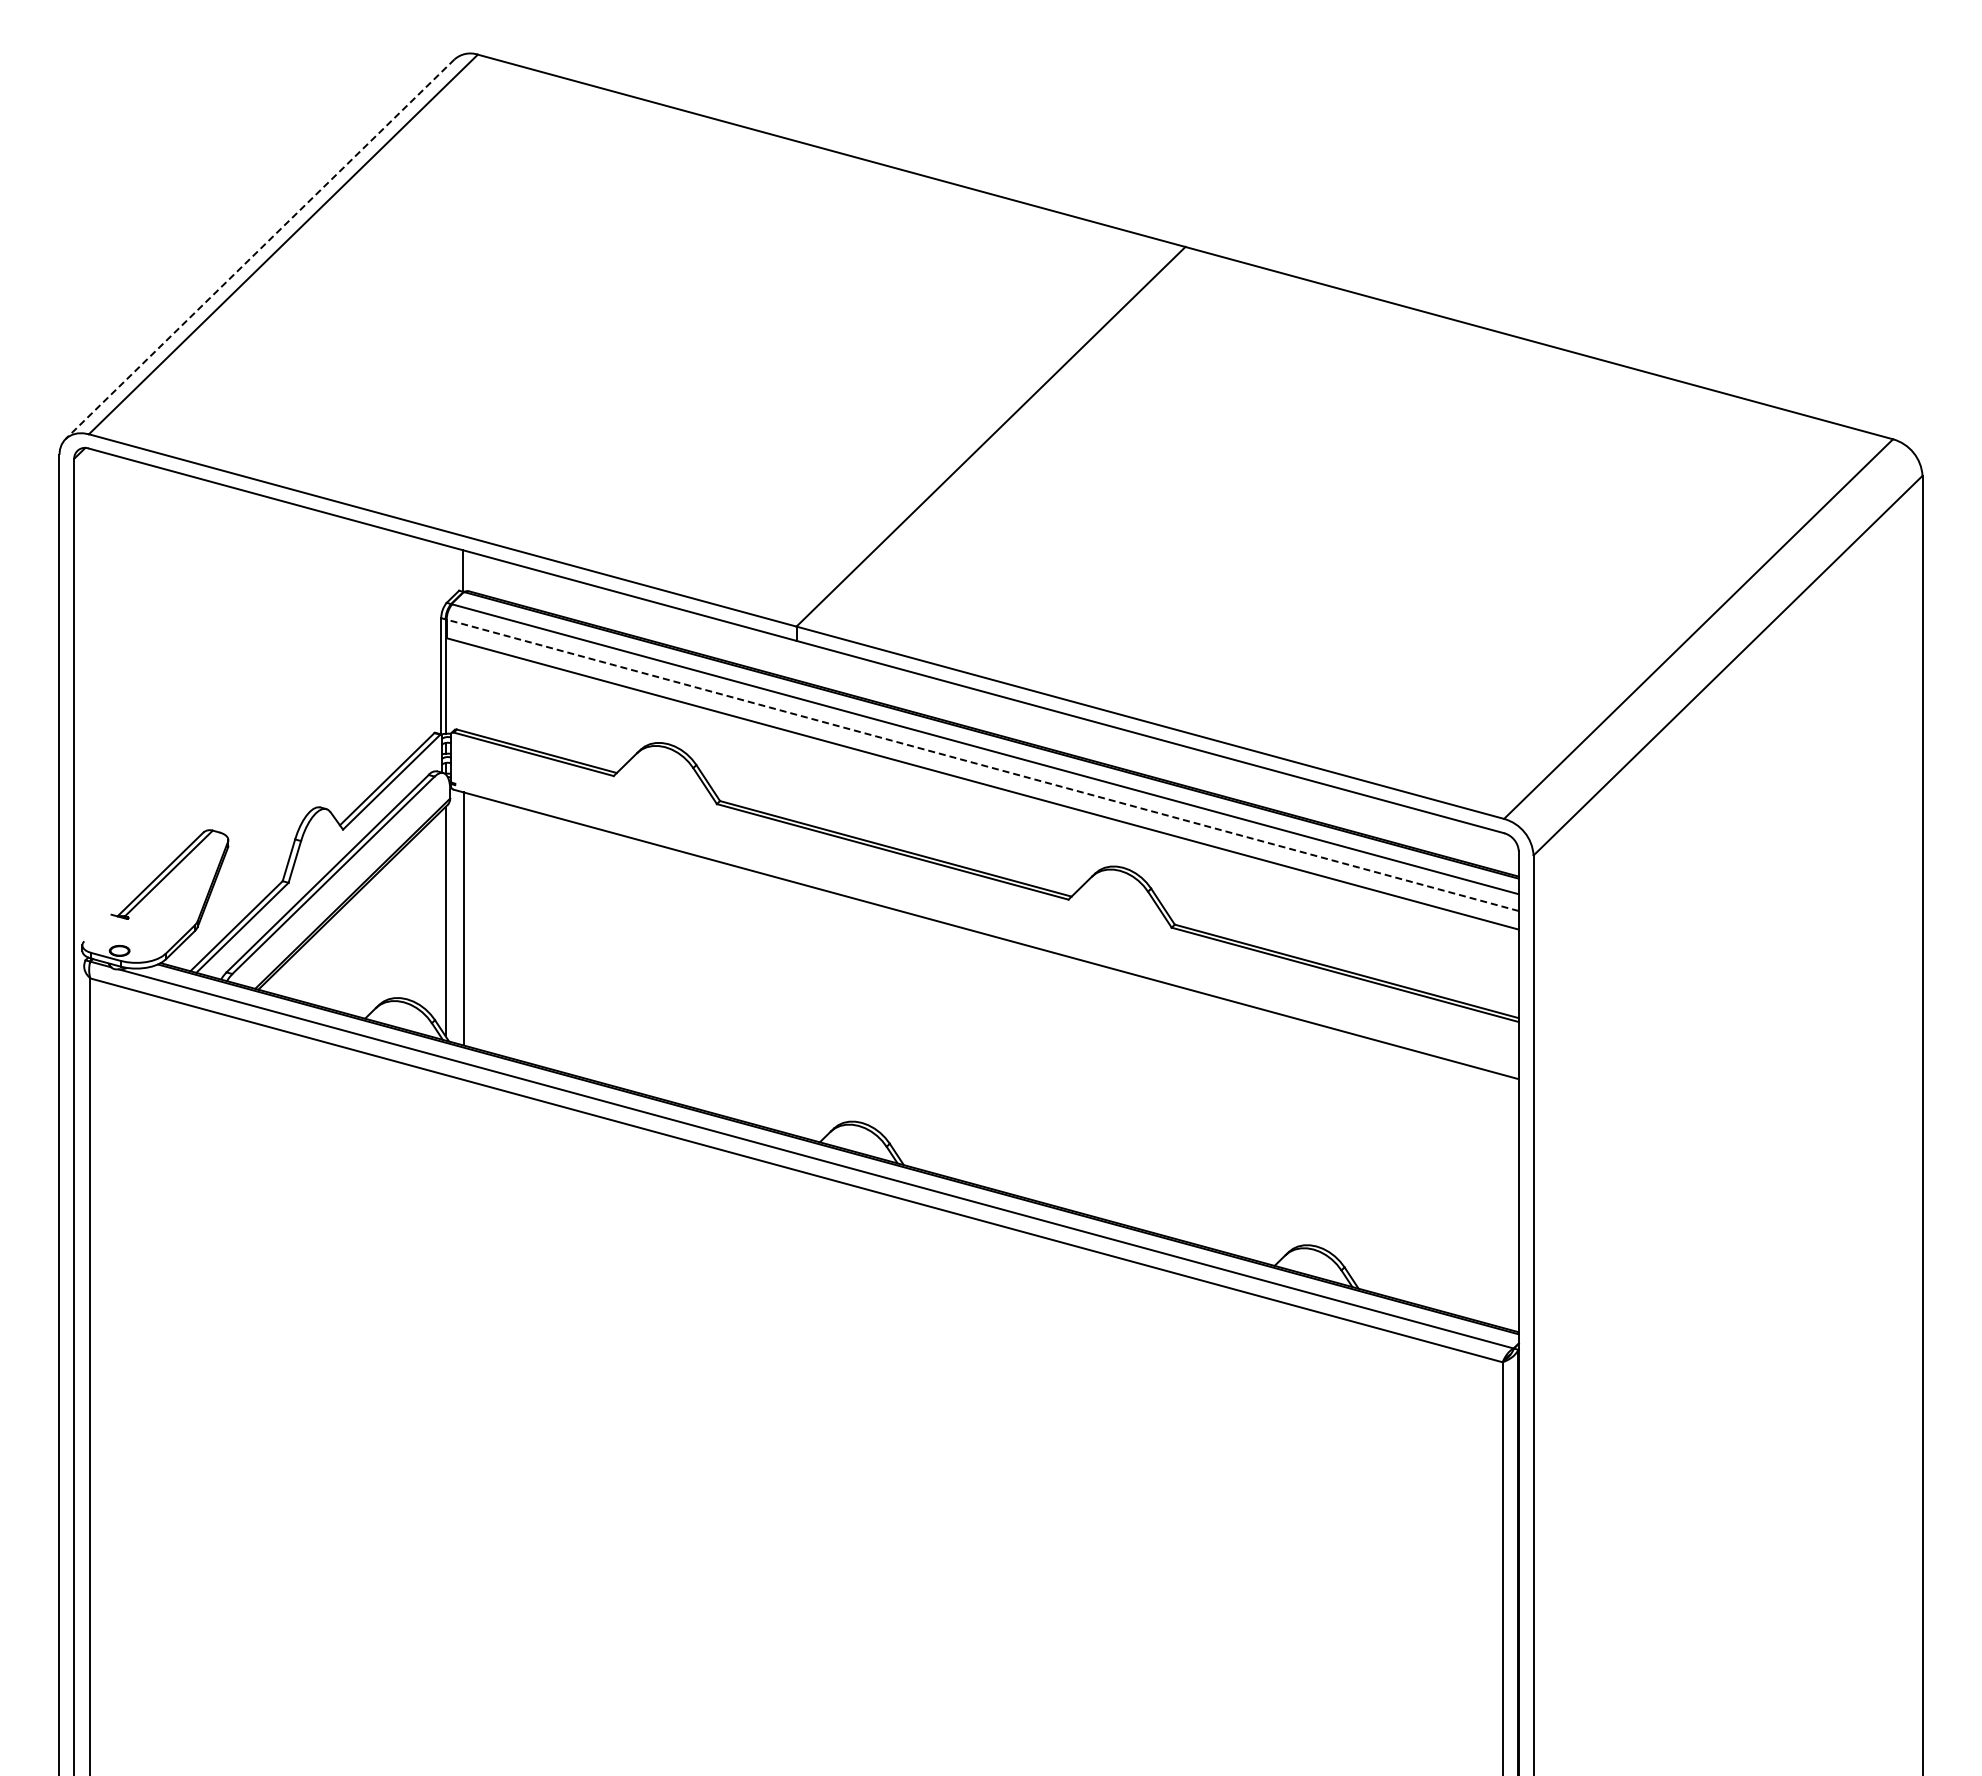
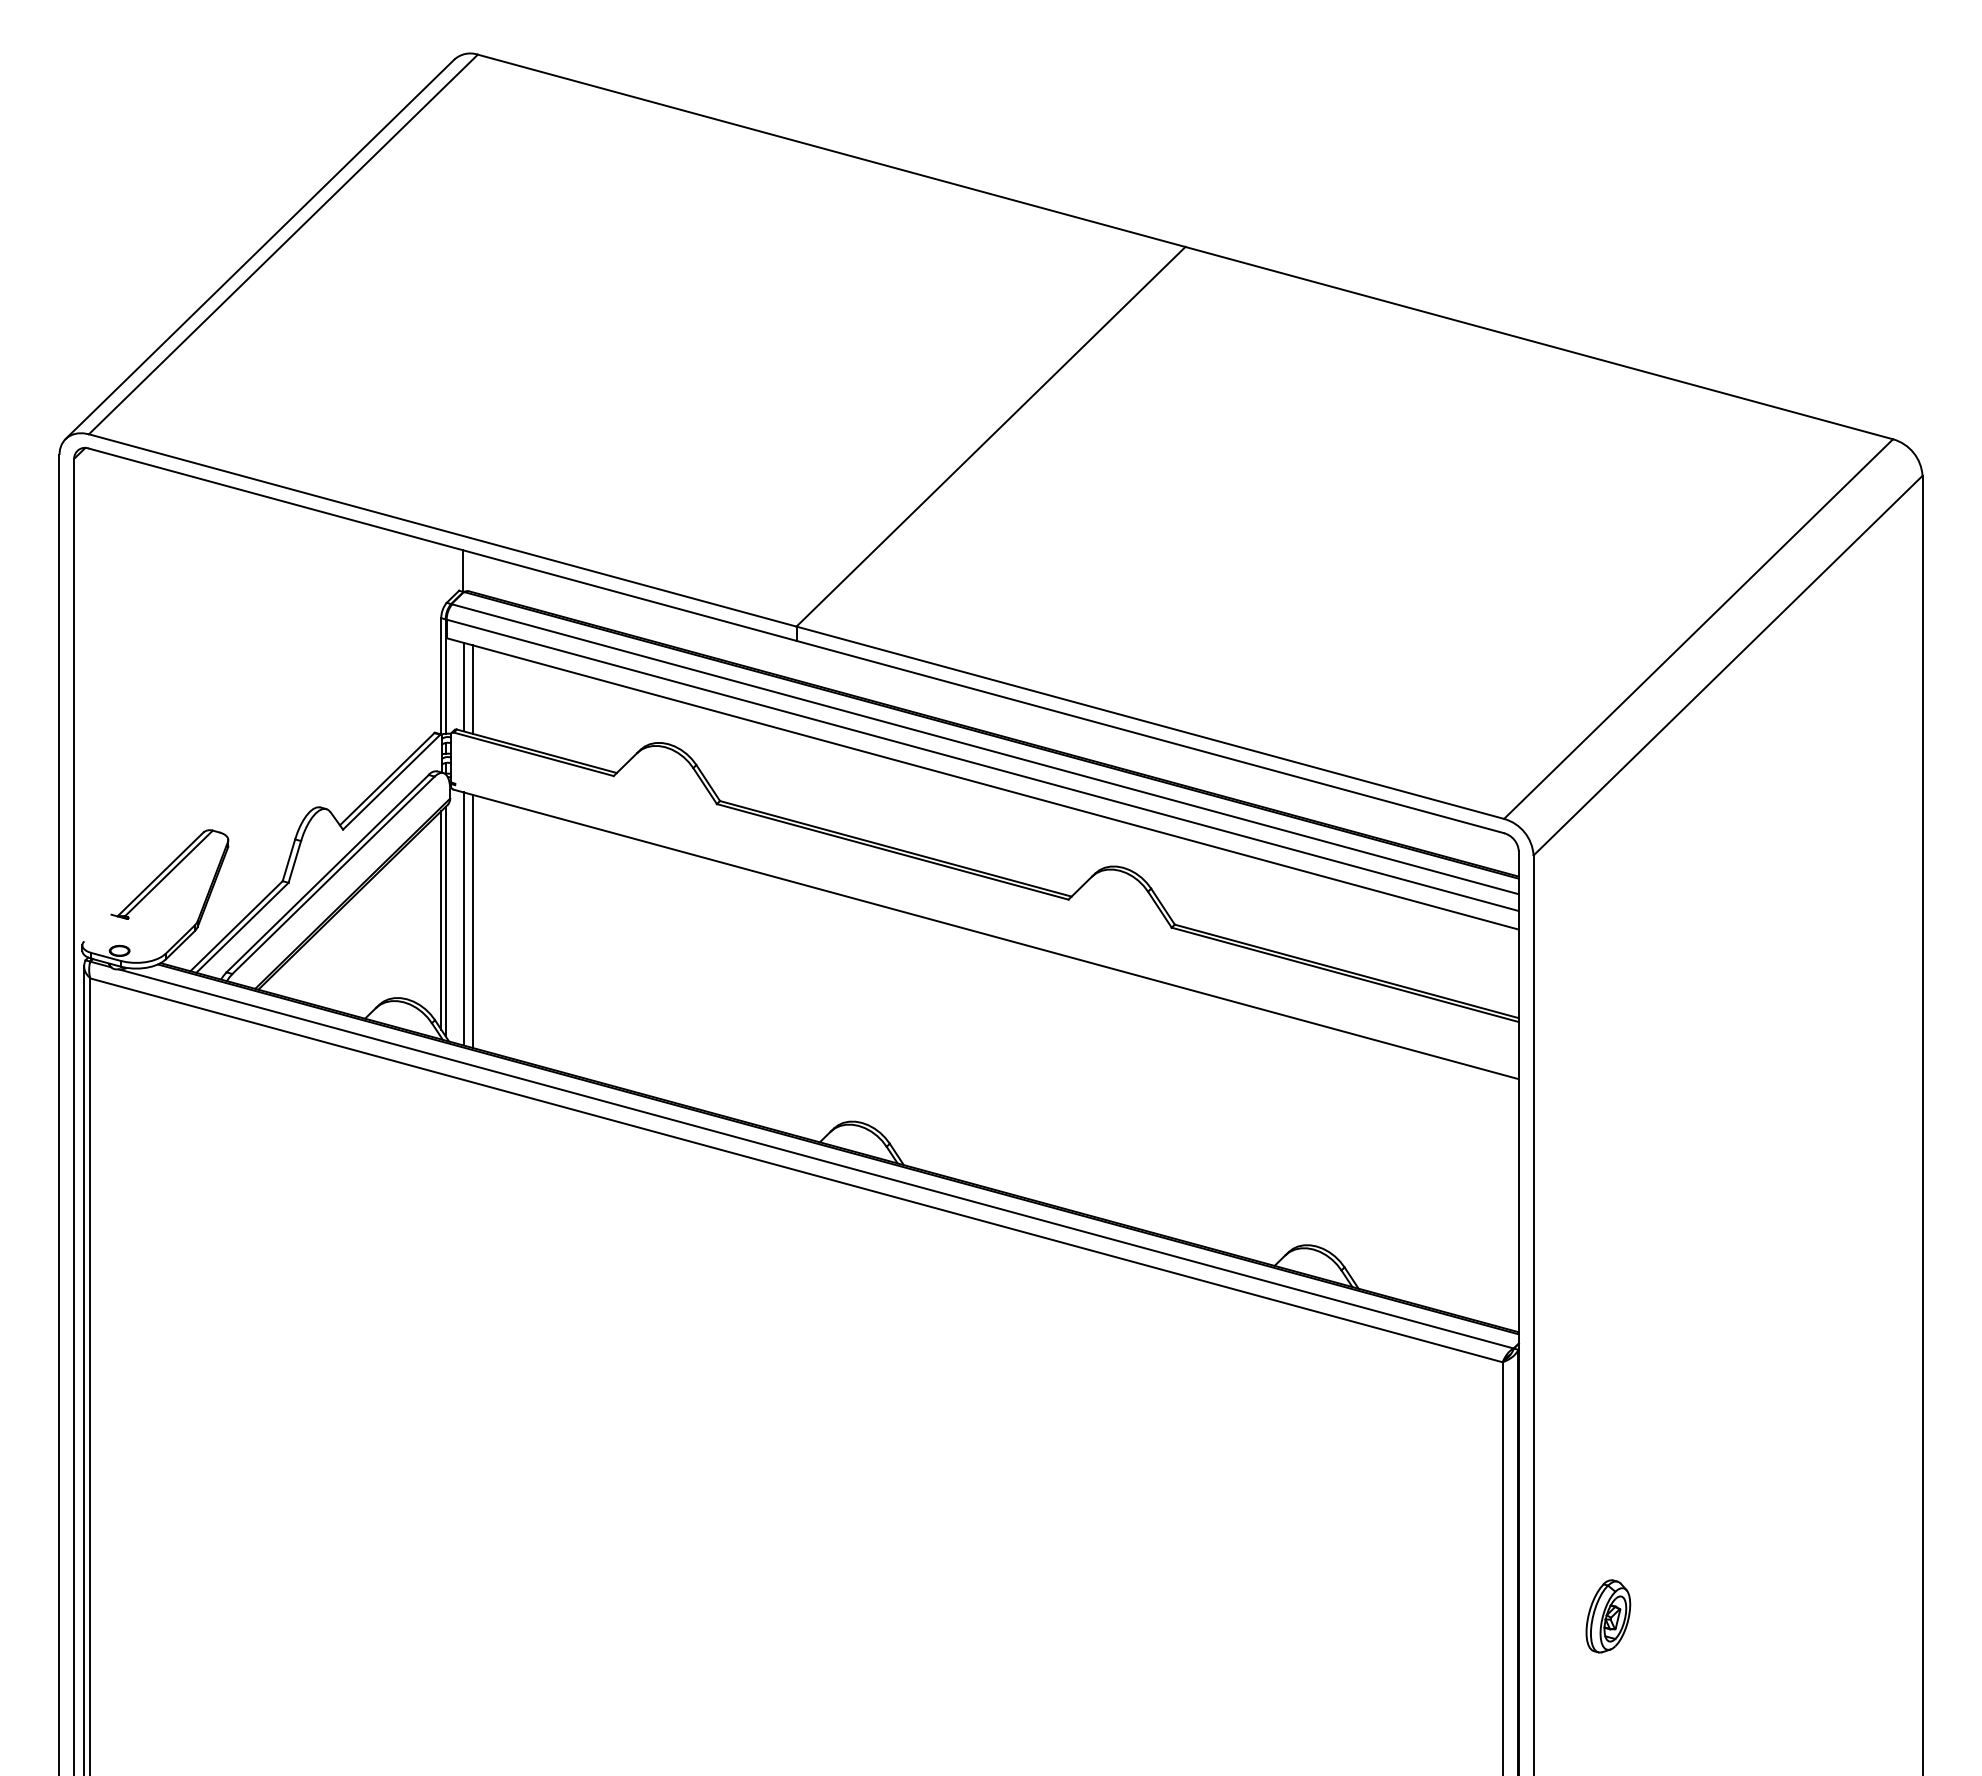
line: dashed -> solid (260, 249)
line: none -> present (463, 686)
line: none -> present (472, 689)
line: dashed -> solid (982, 765)
line: none -> present (441, 920)
line: none -> present (472, 920)
line: none -> present (84, 1369)
part: none -> present (1608, 1616)
